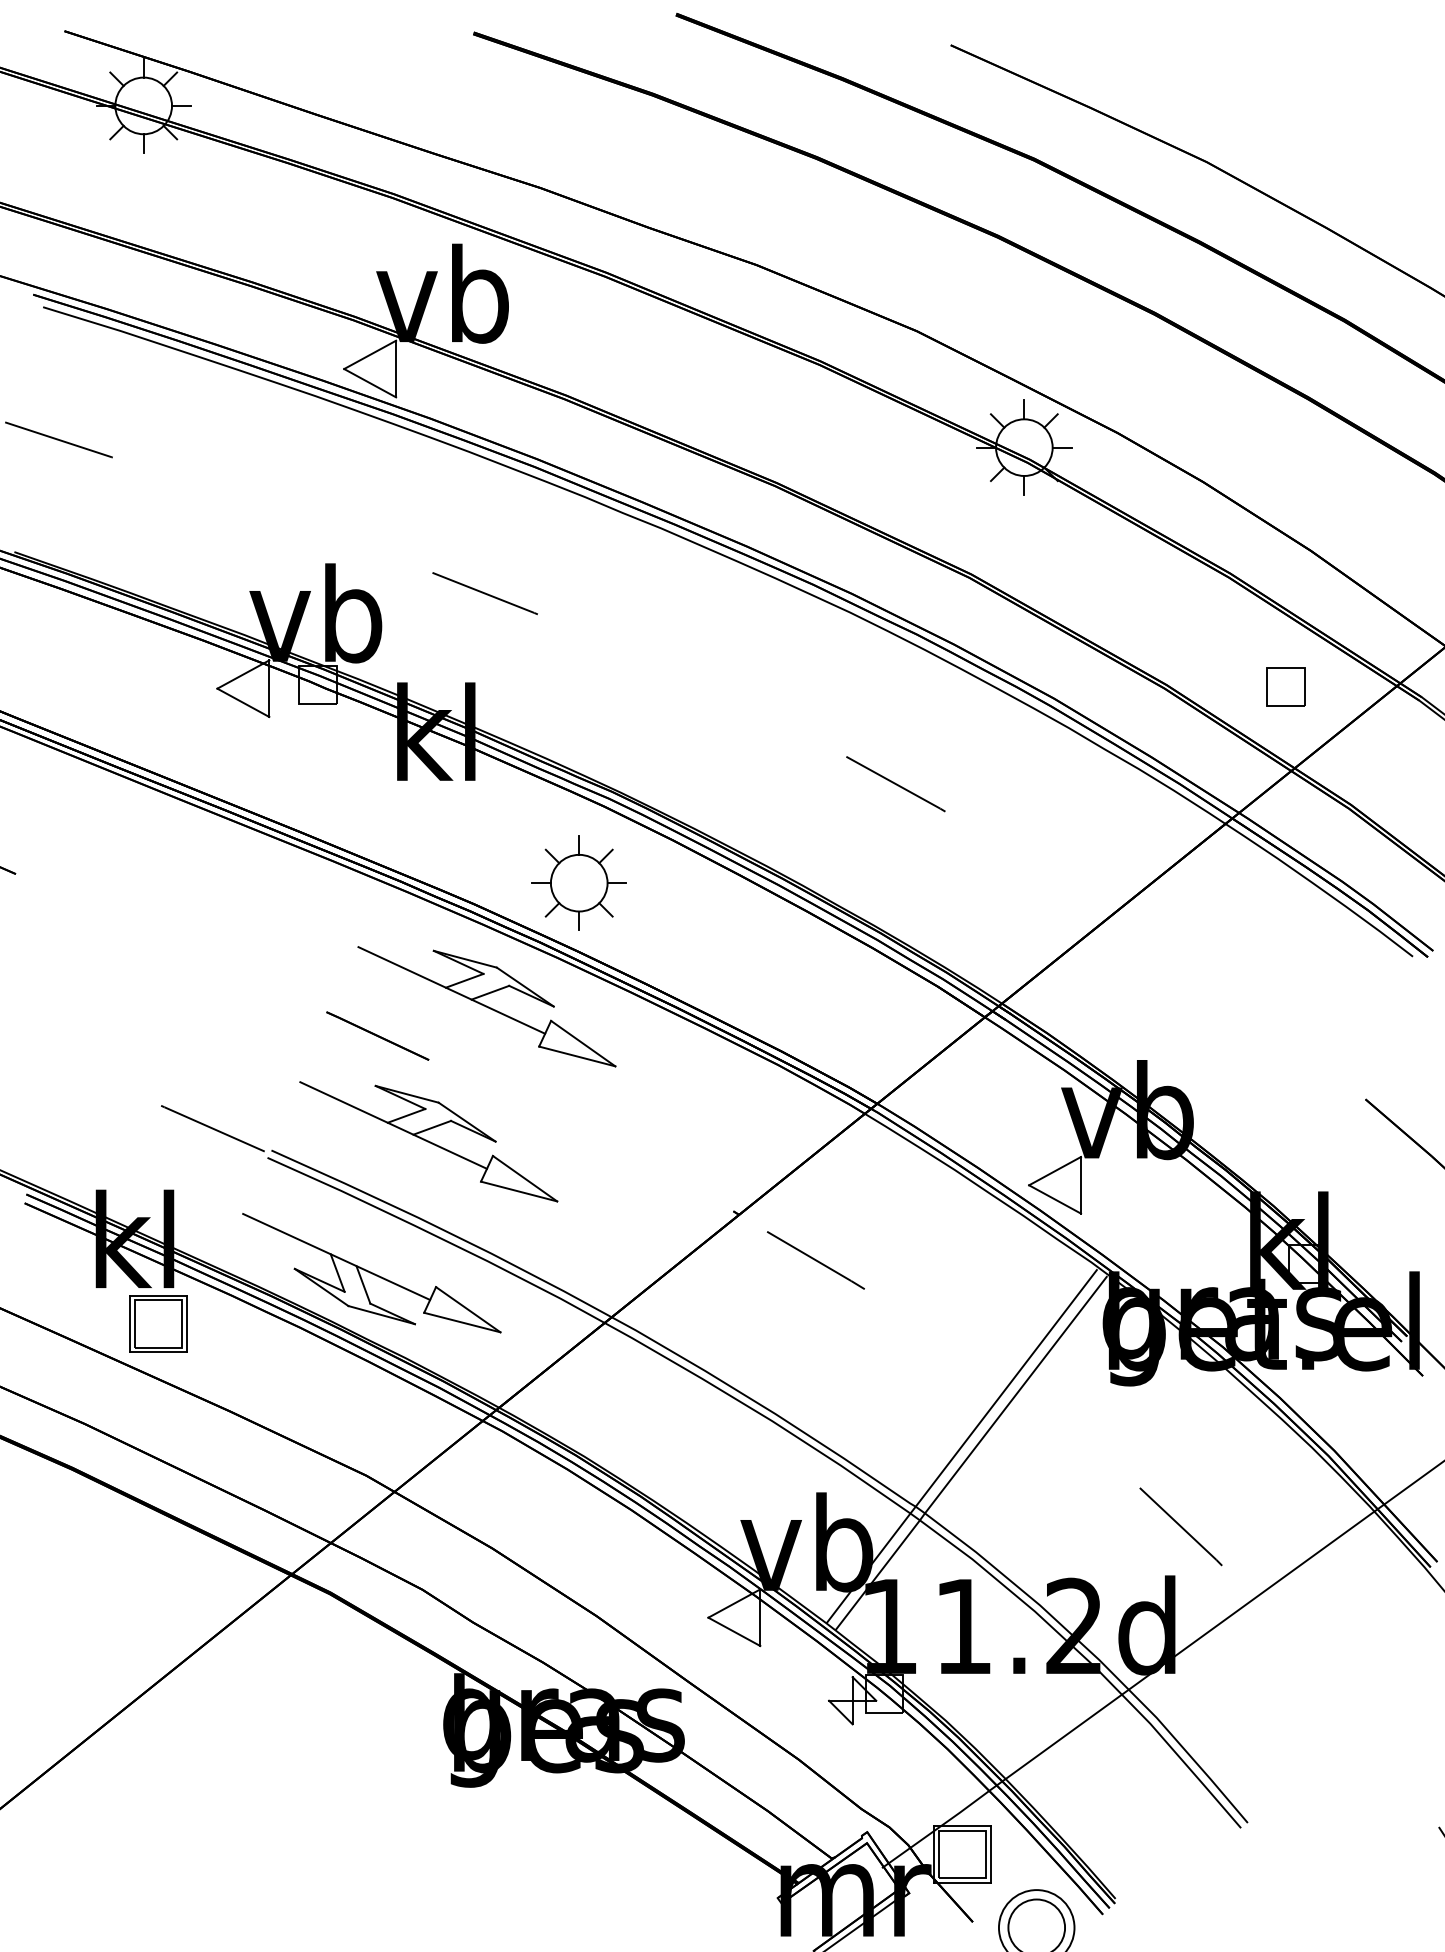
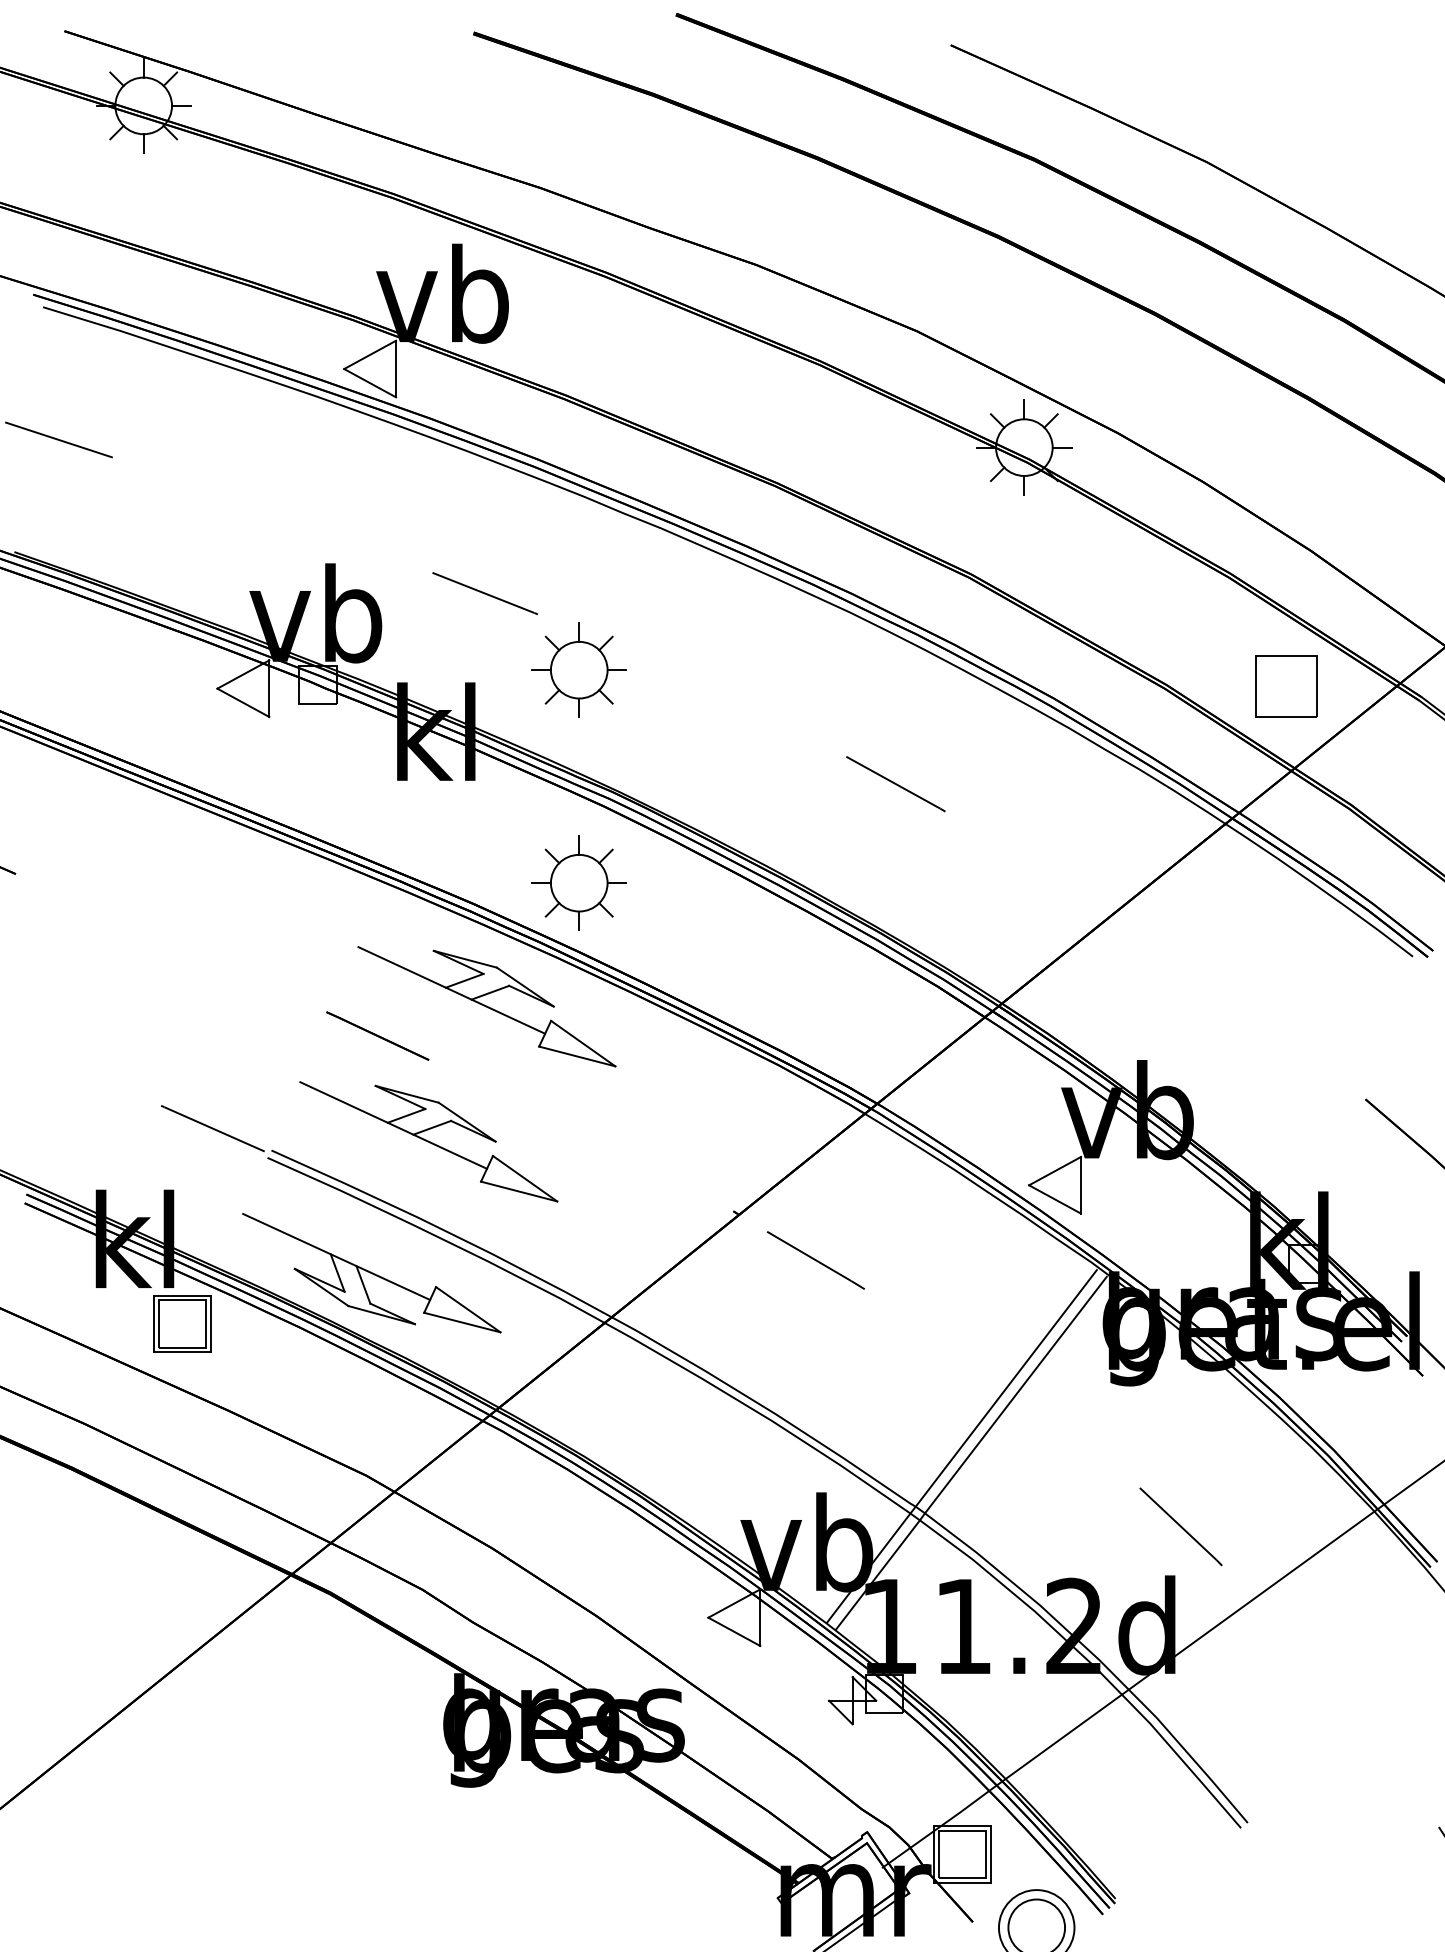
part: none -> present (578, 669)
part size: 40x40 px -> 63x63 px (1286, 686)
part position: (158, 1323) -> (182, 1323) (182, 1323)
